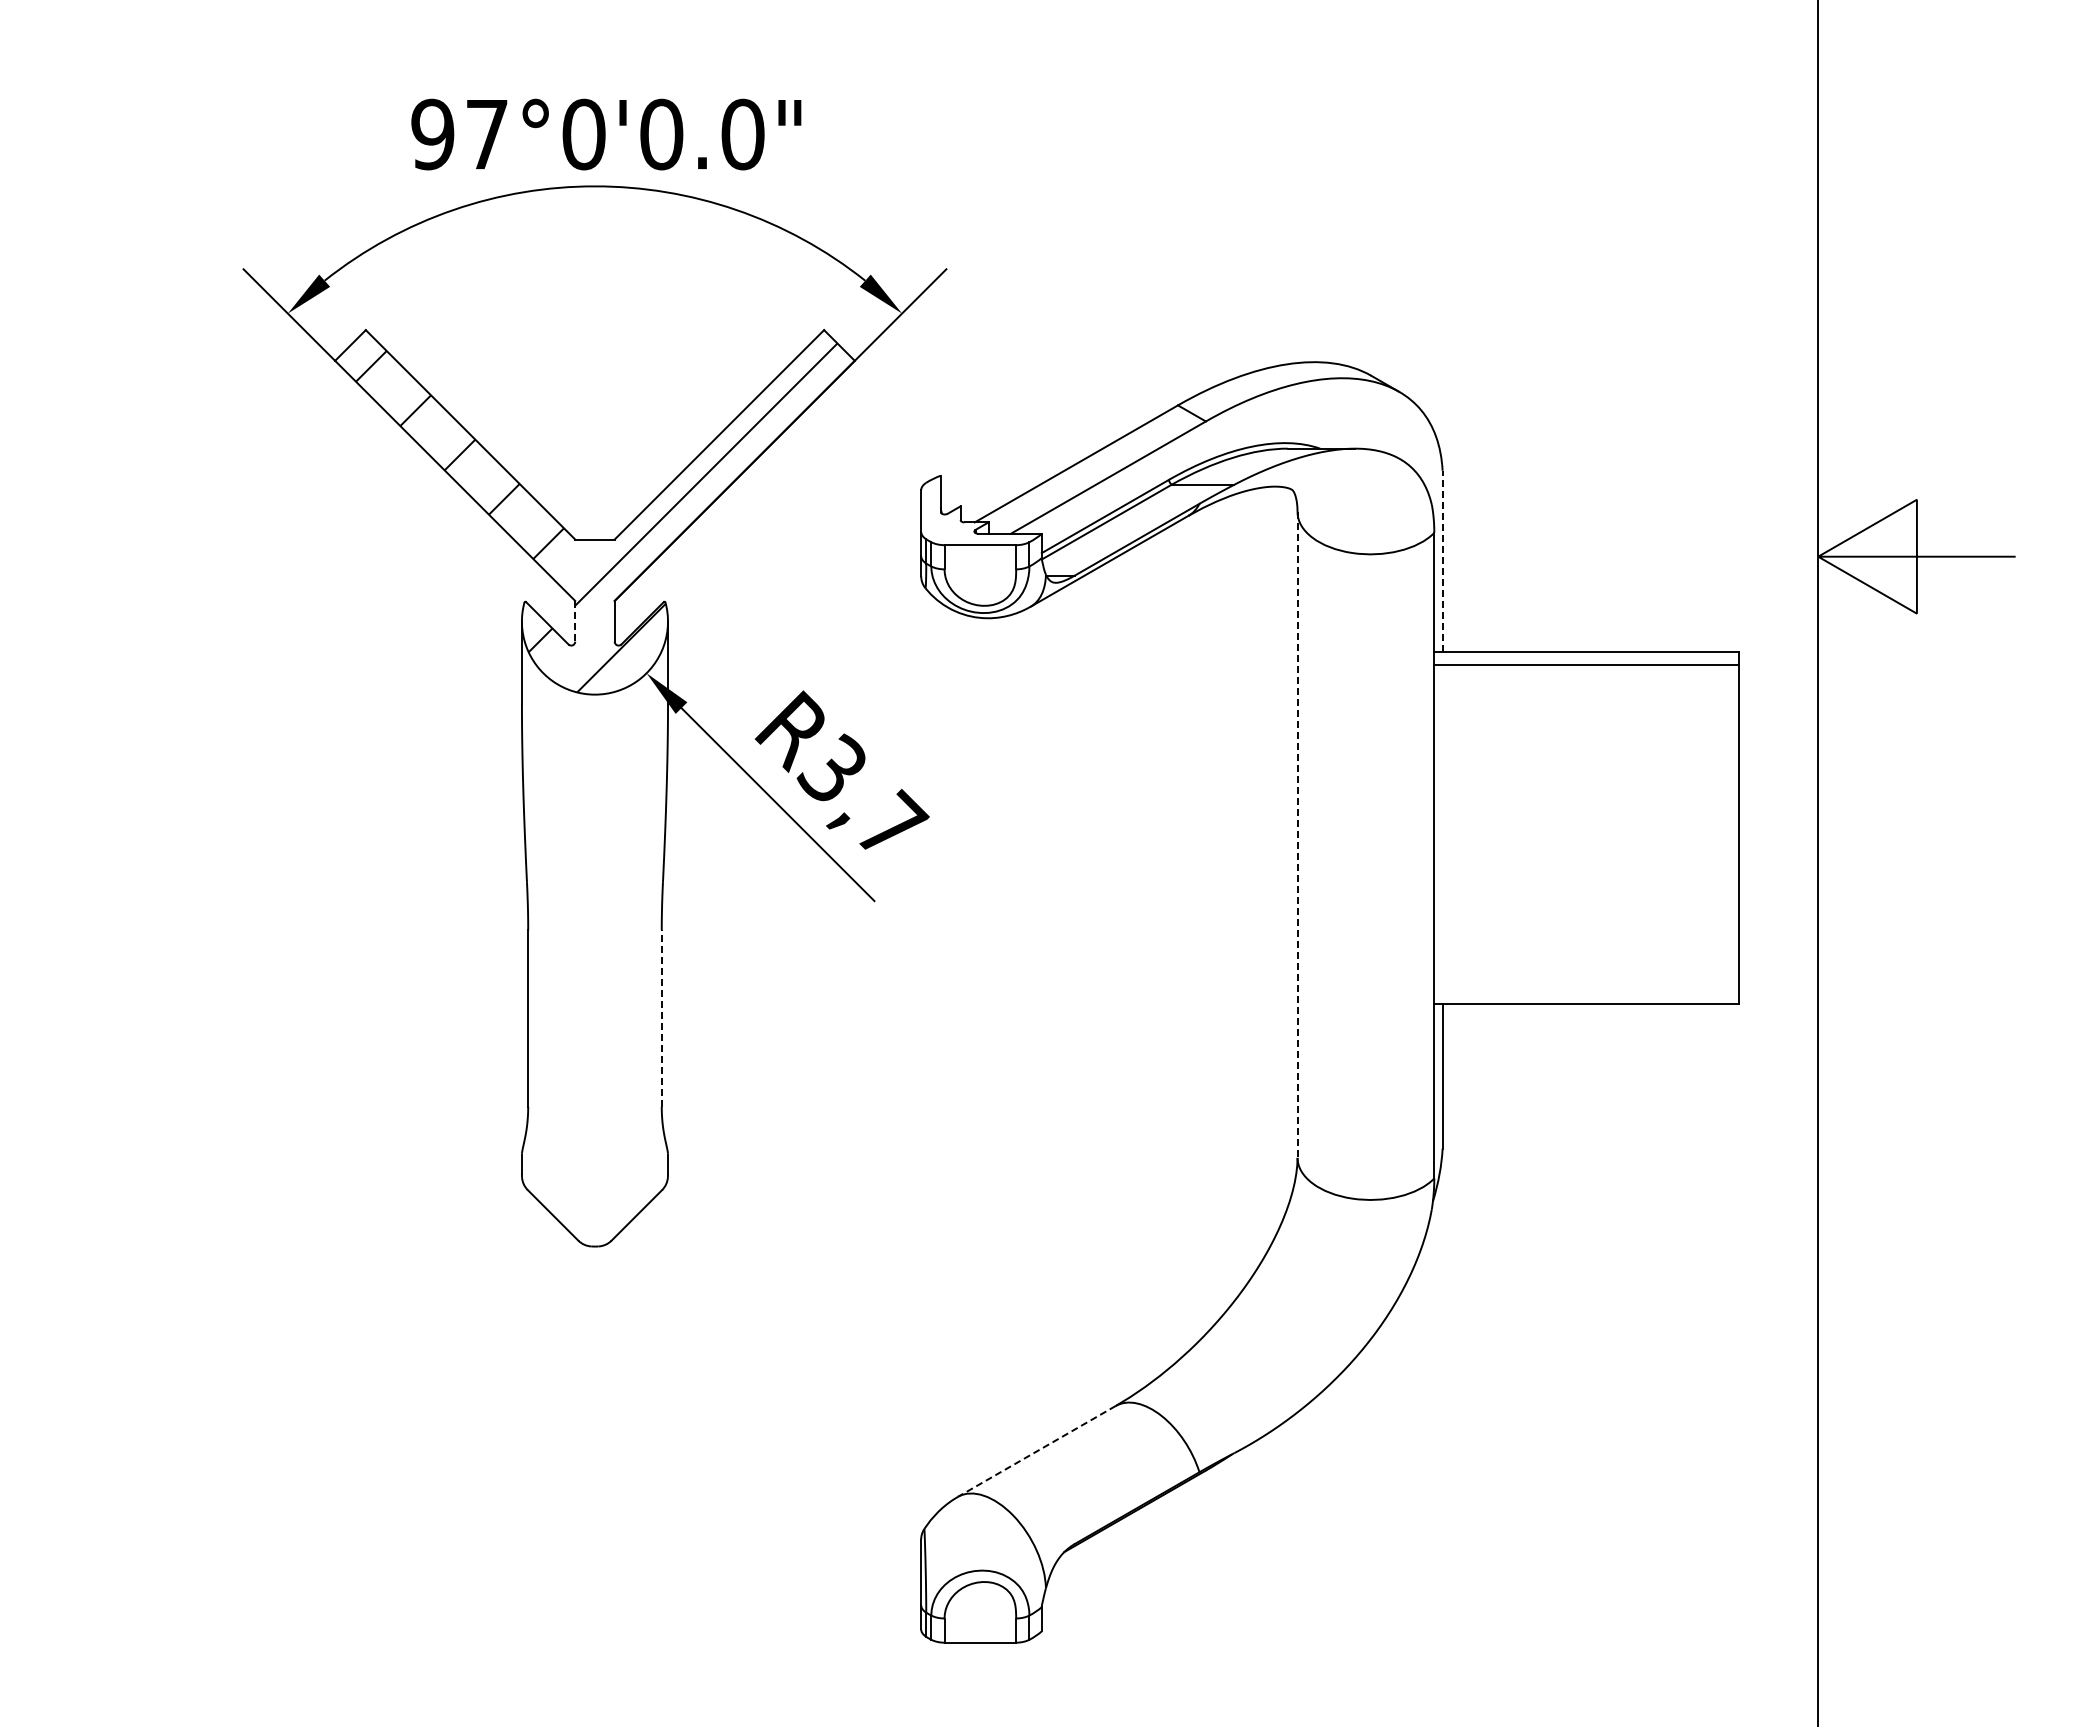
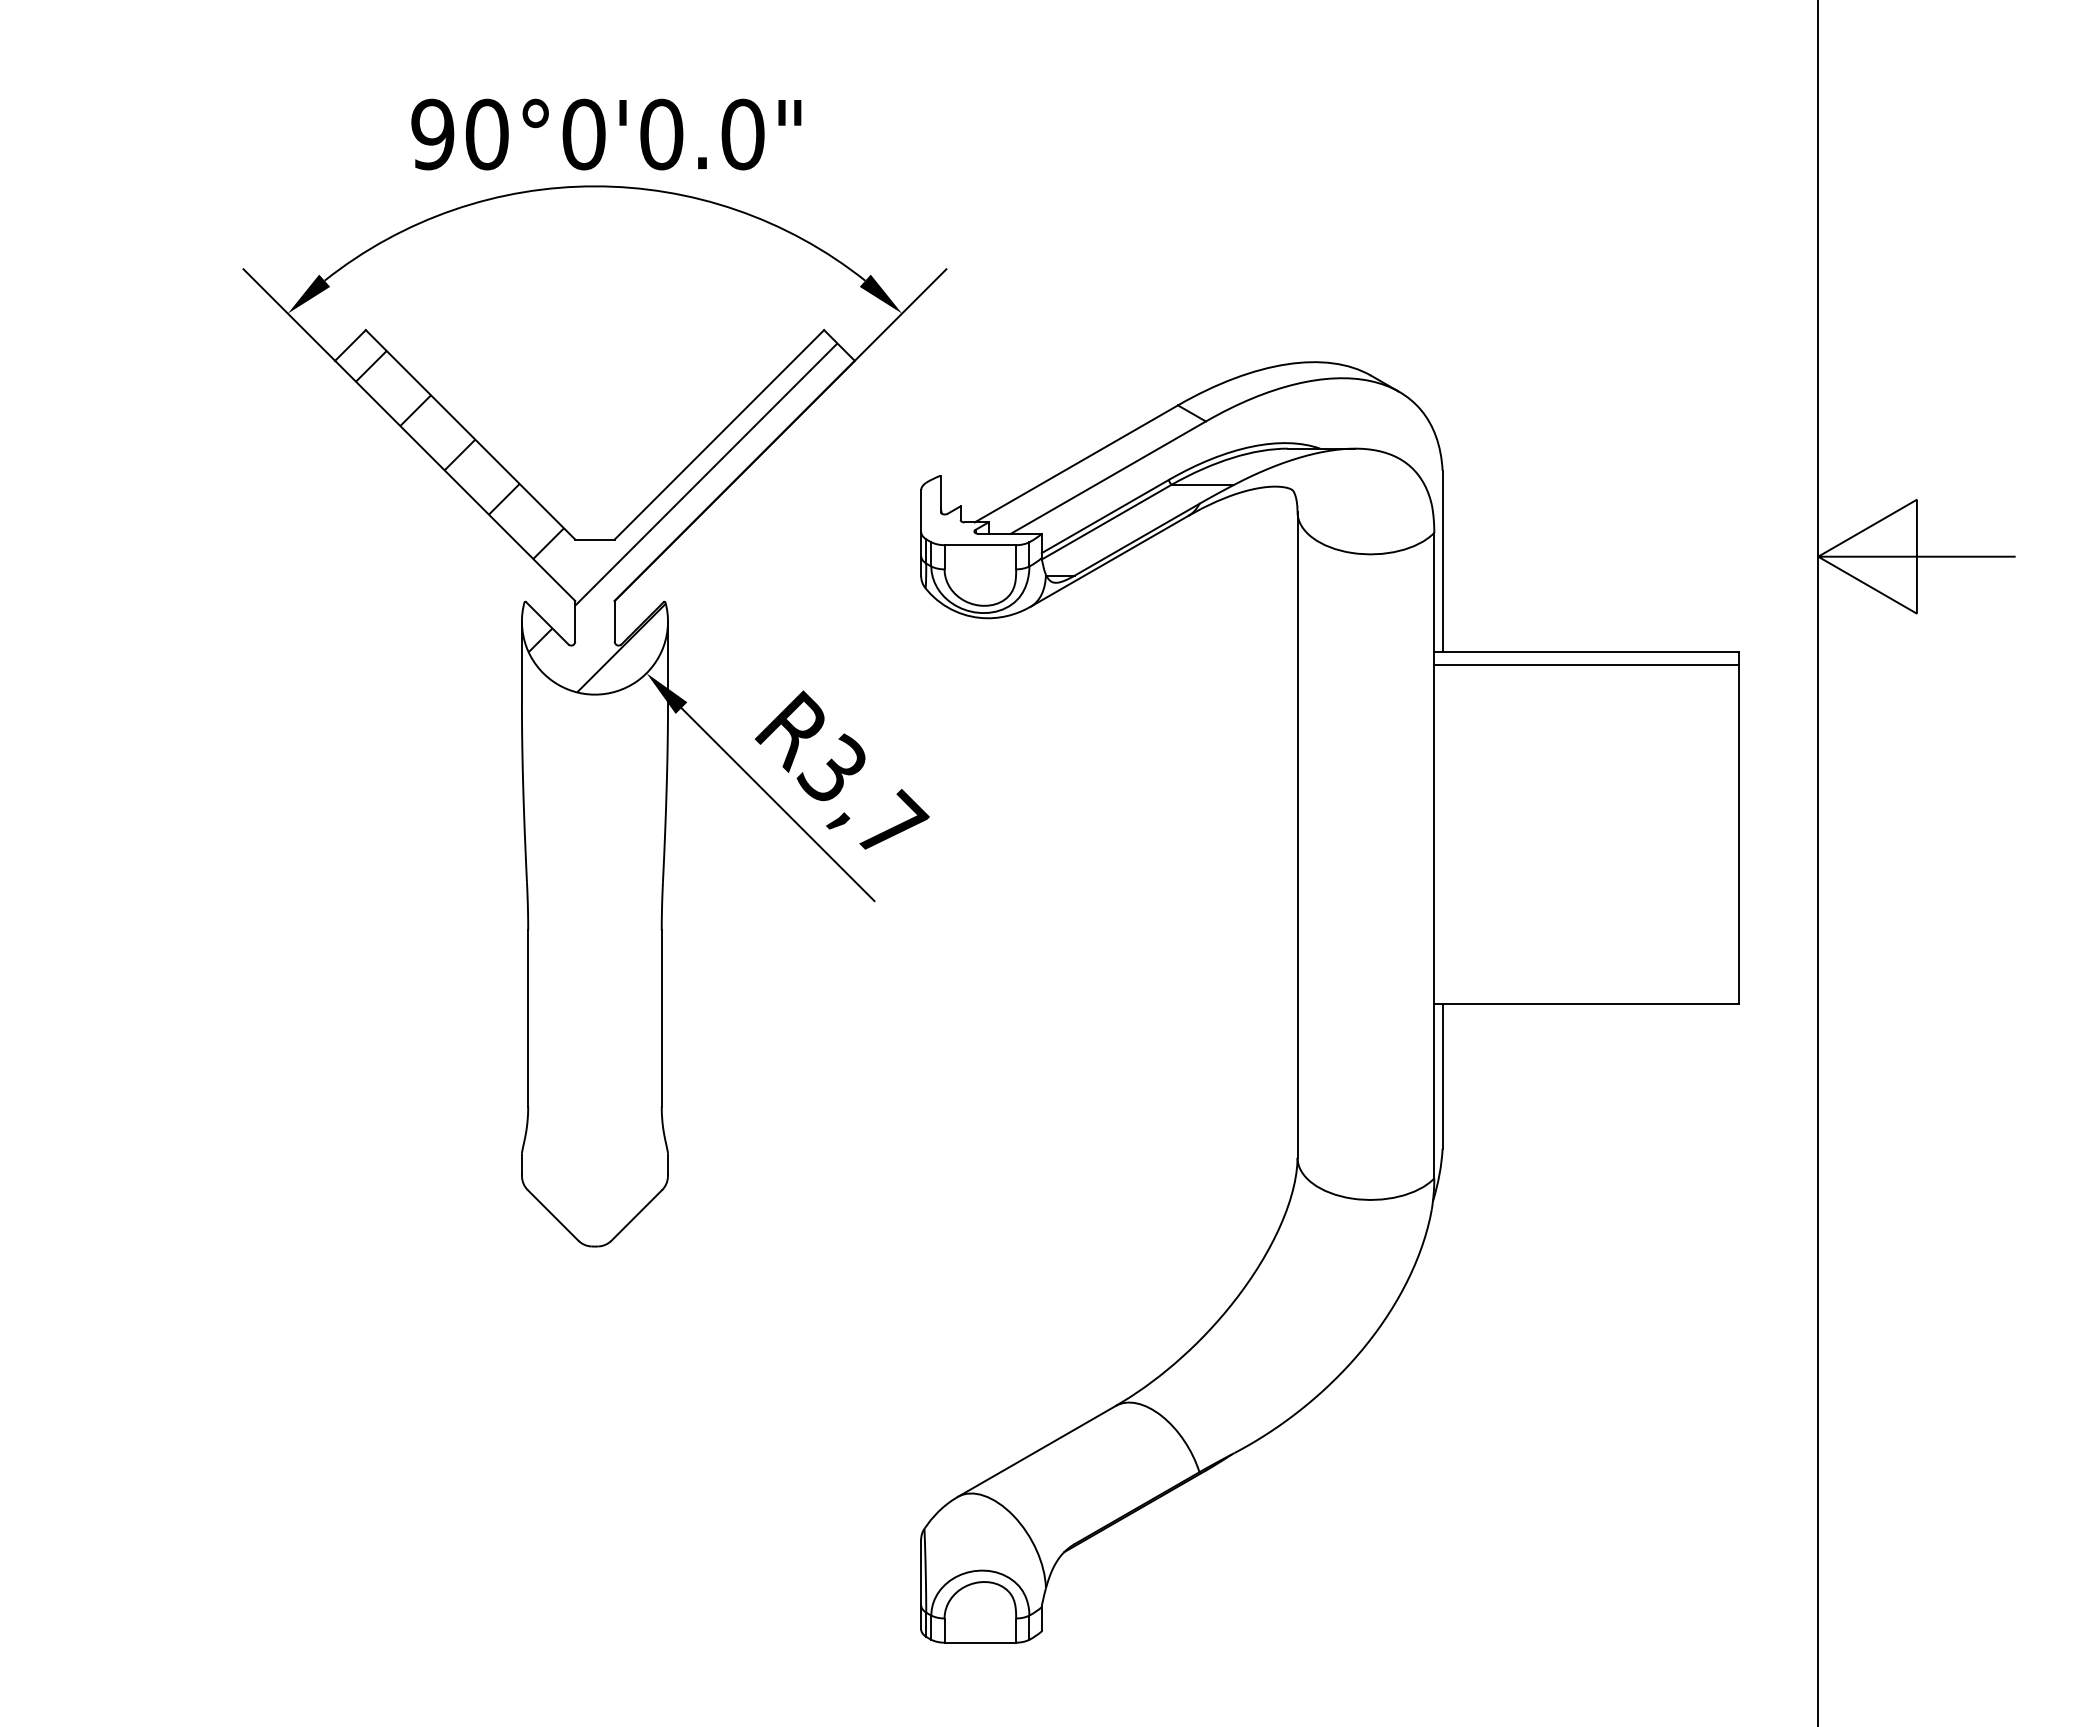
text: 97°0'0.0" -> 90°0'0.0" (486, 134)
line: dashed -> solid (1442, 560)
line: dashed -> solid (575, 621)
line: dashed -> solid (1297, 835)
line: dashed -> solid (661, 1018)
line: dashed -> solid (1036, 1451)
